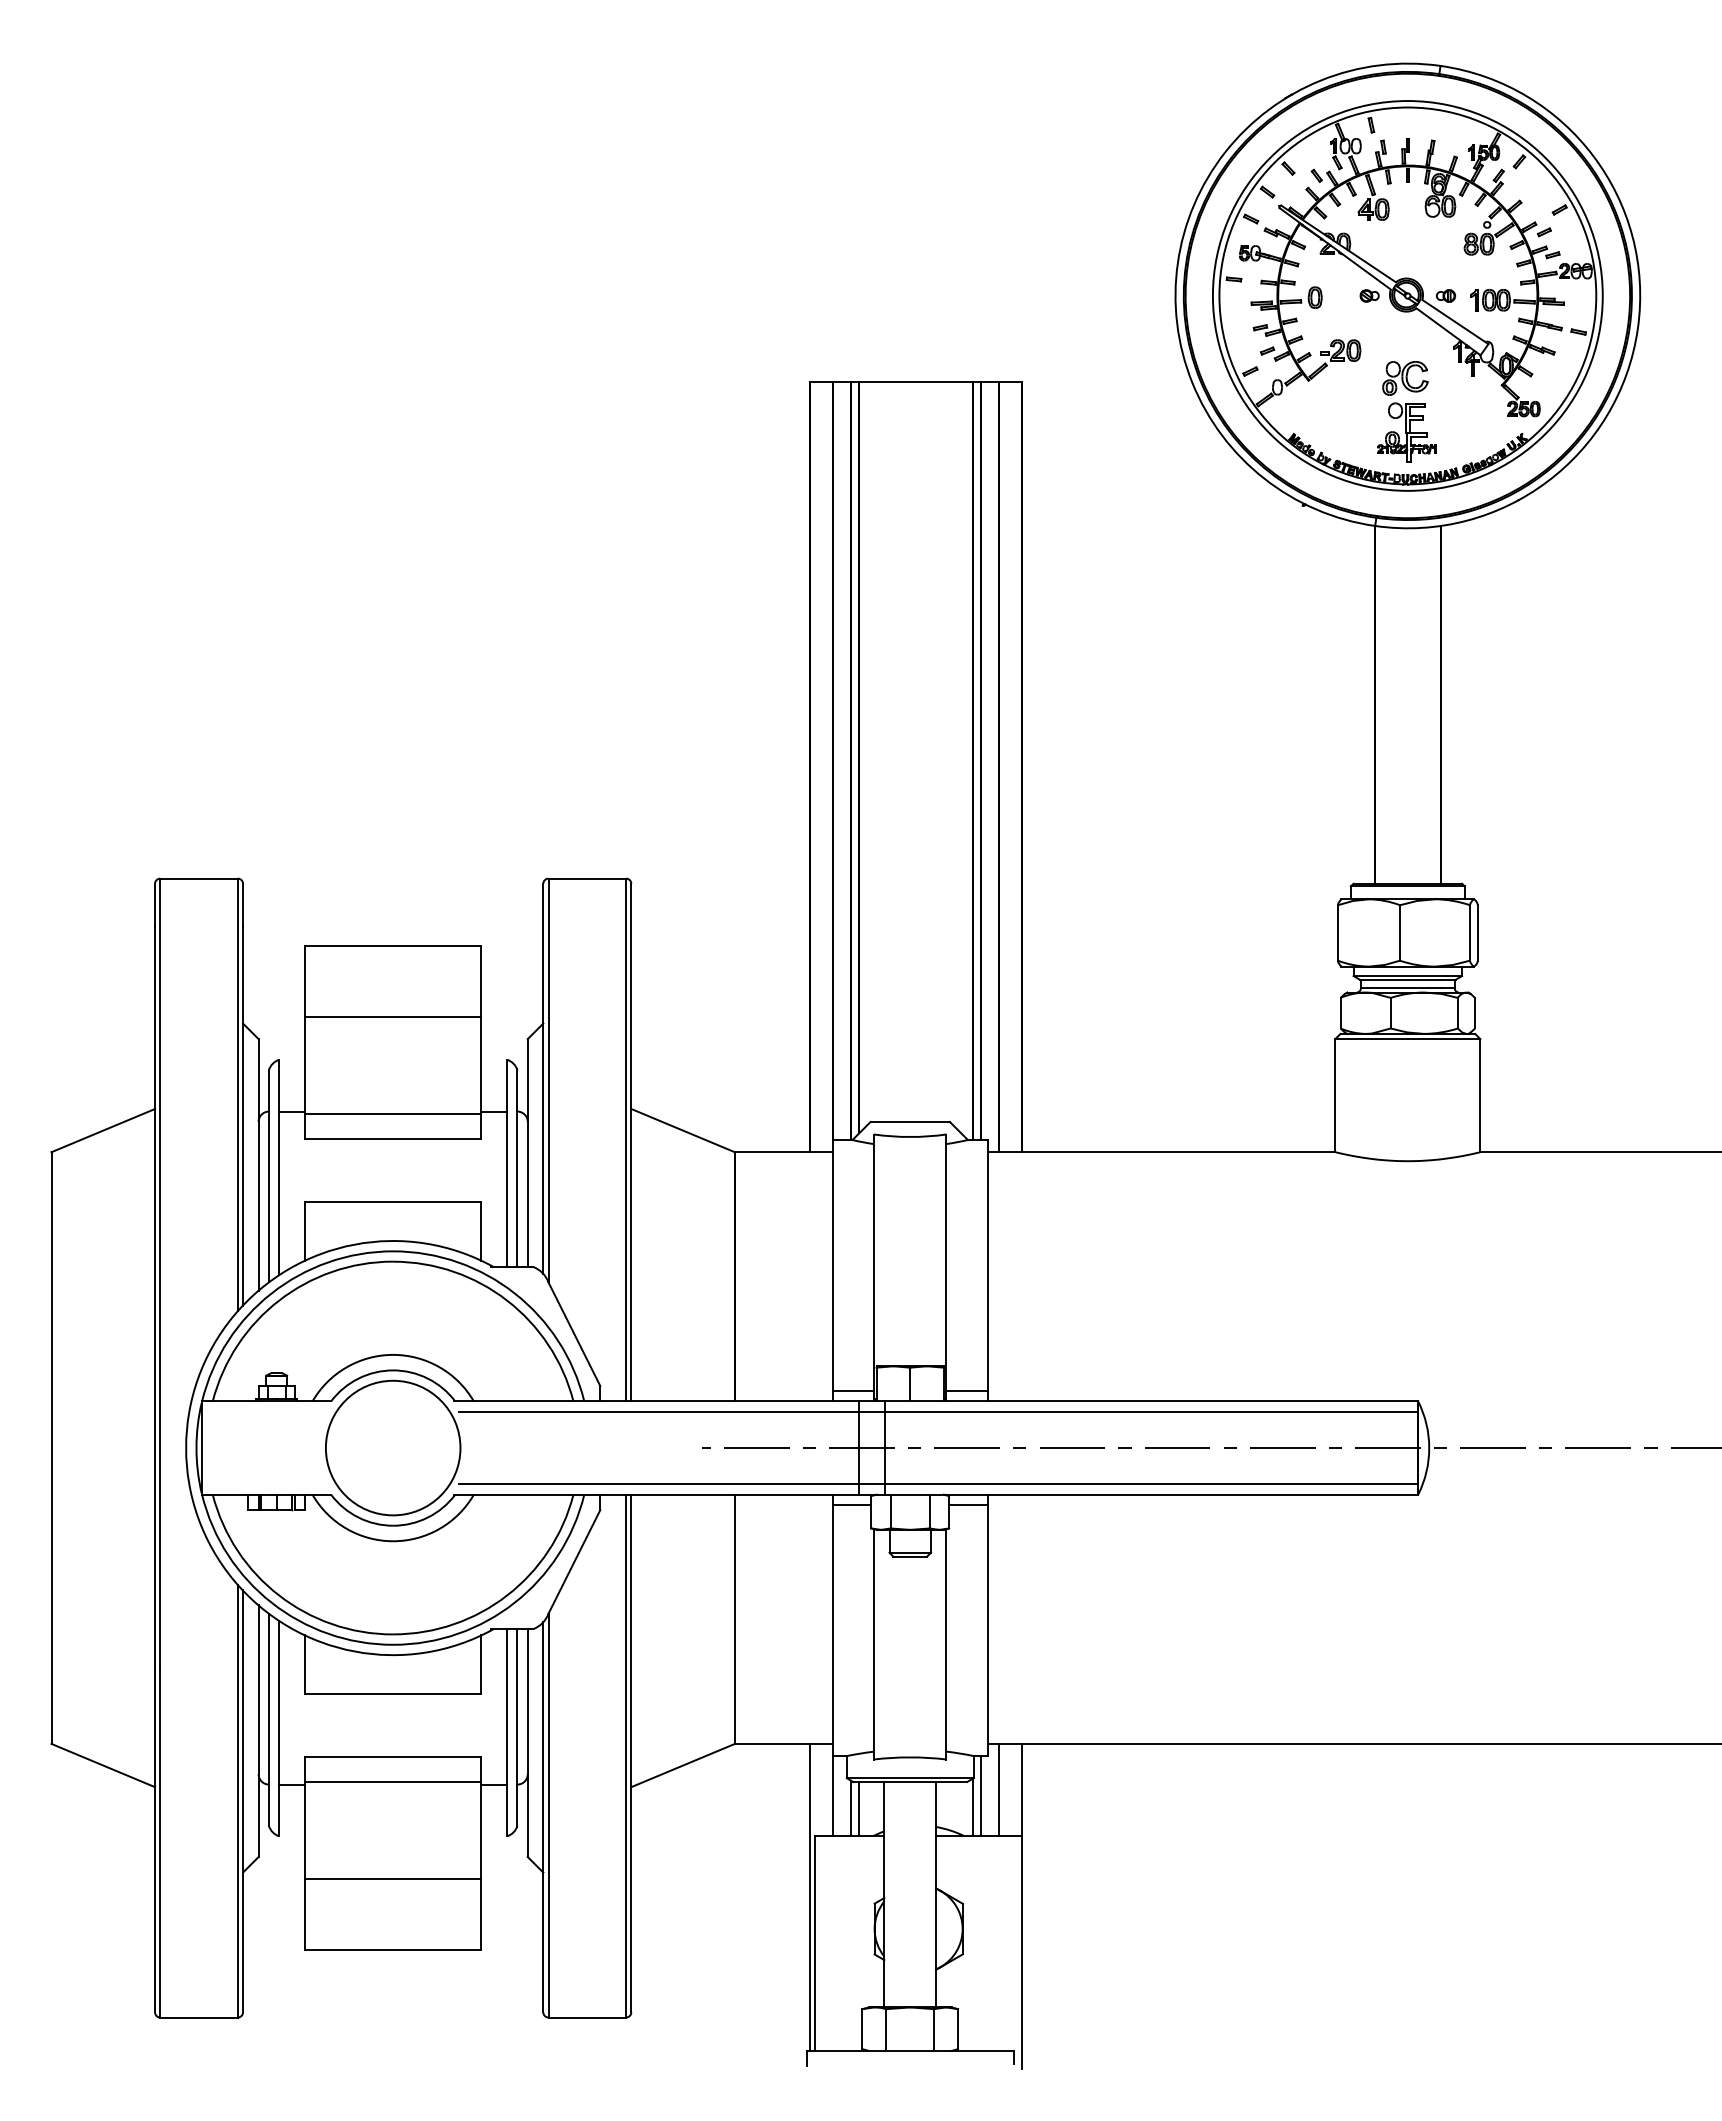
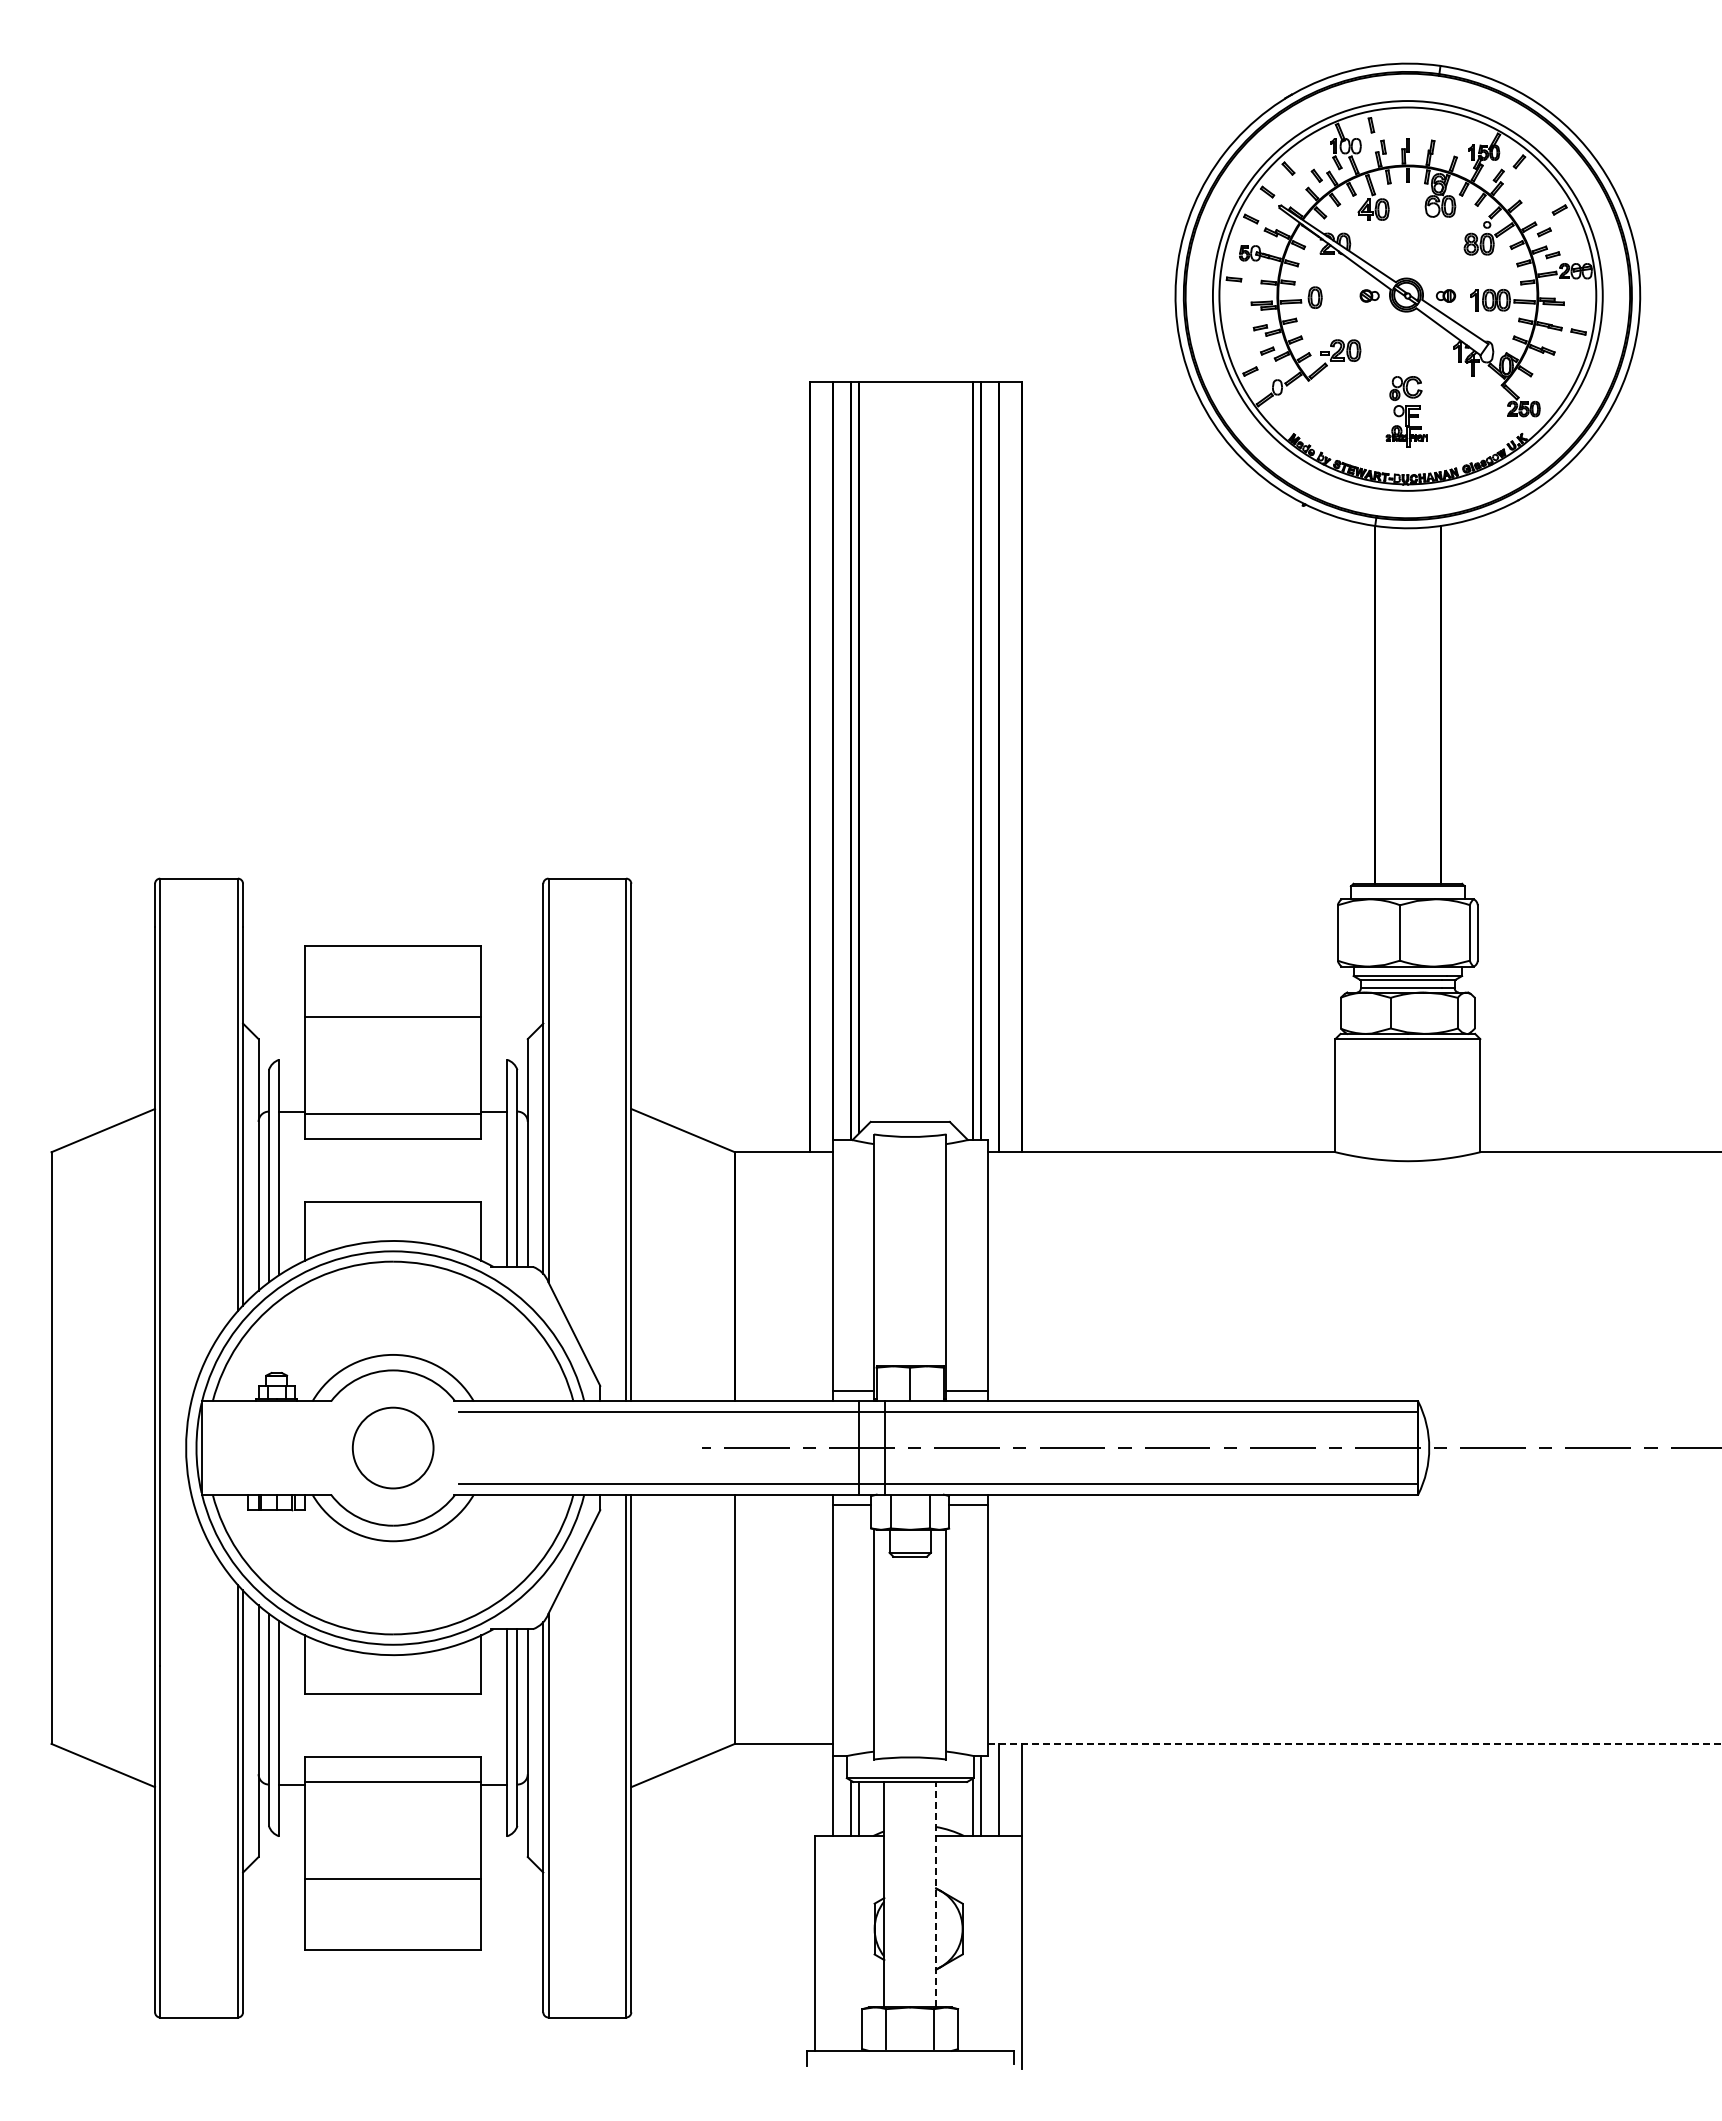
part size: 60x102 px -> 43x72 px (1406, 411)
circle diameter: 135 px -> 81 px (392, 1447)
line: solid -> dashed (1354, 1743)
line: solid -> dashed (936, 1894)
line: present -> none (809, 1896)
